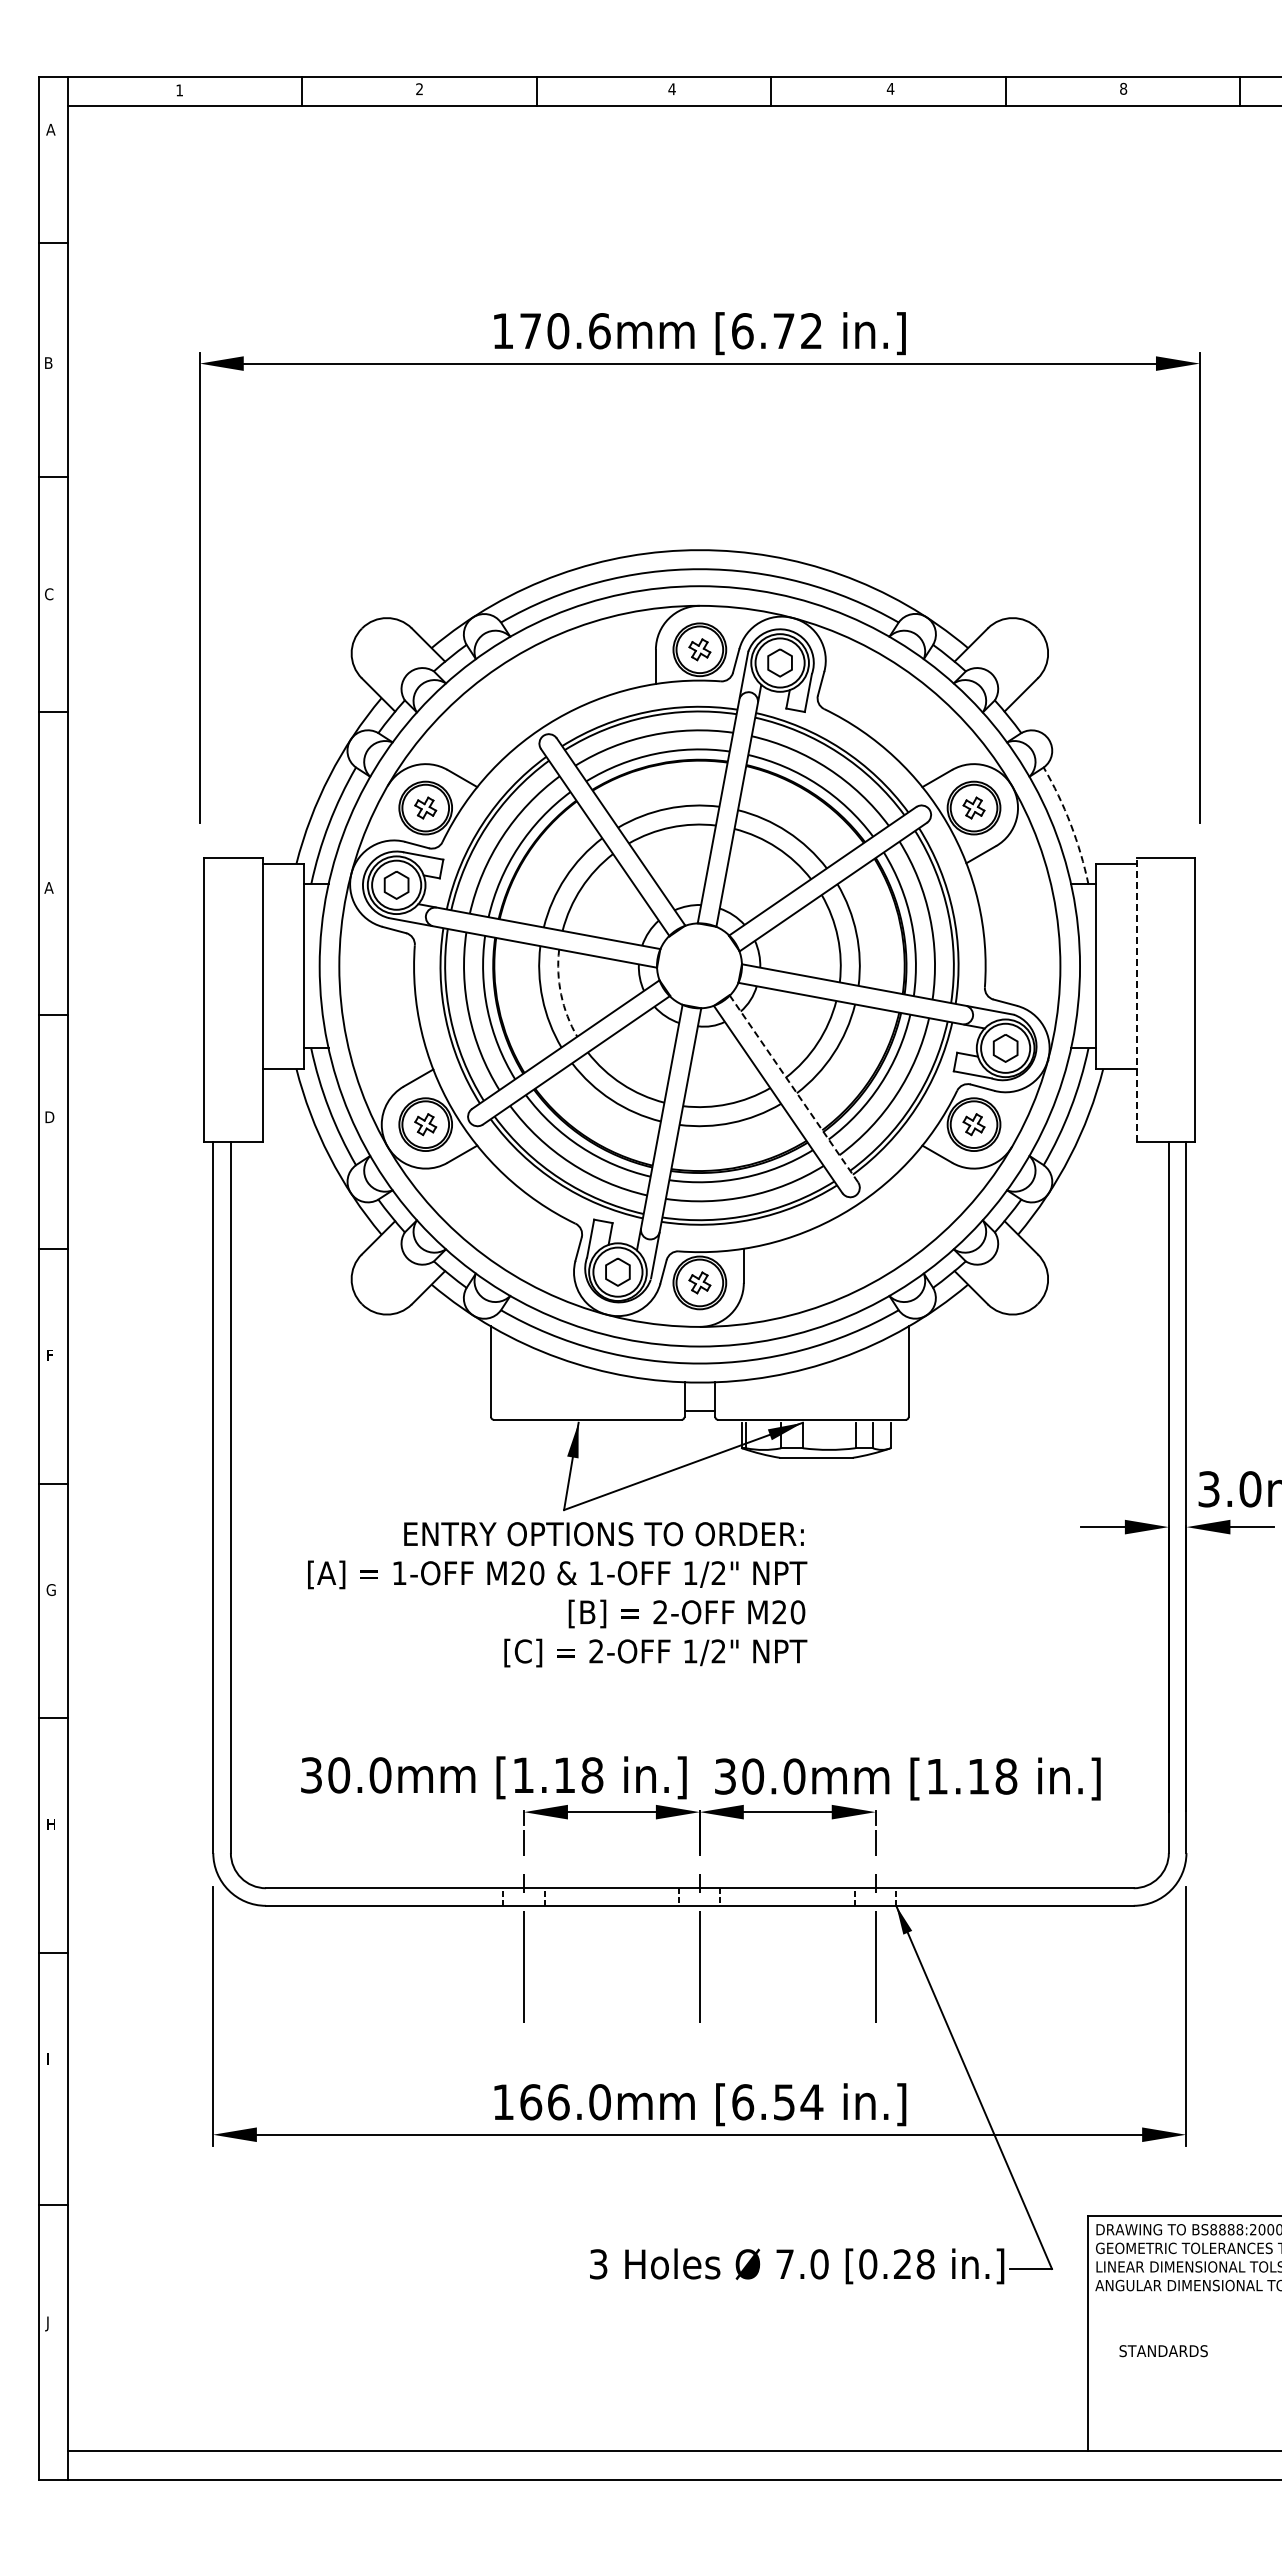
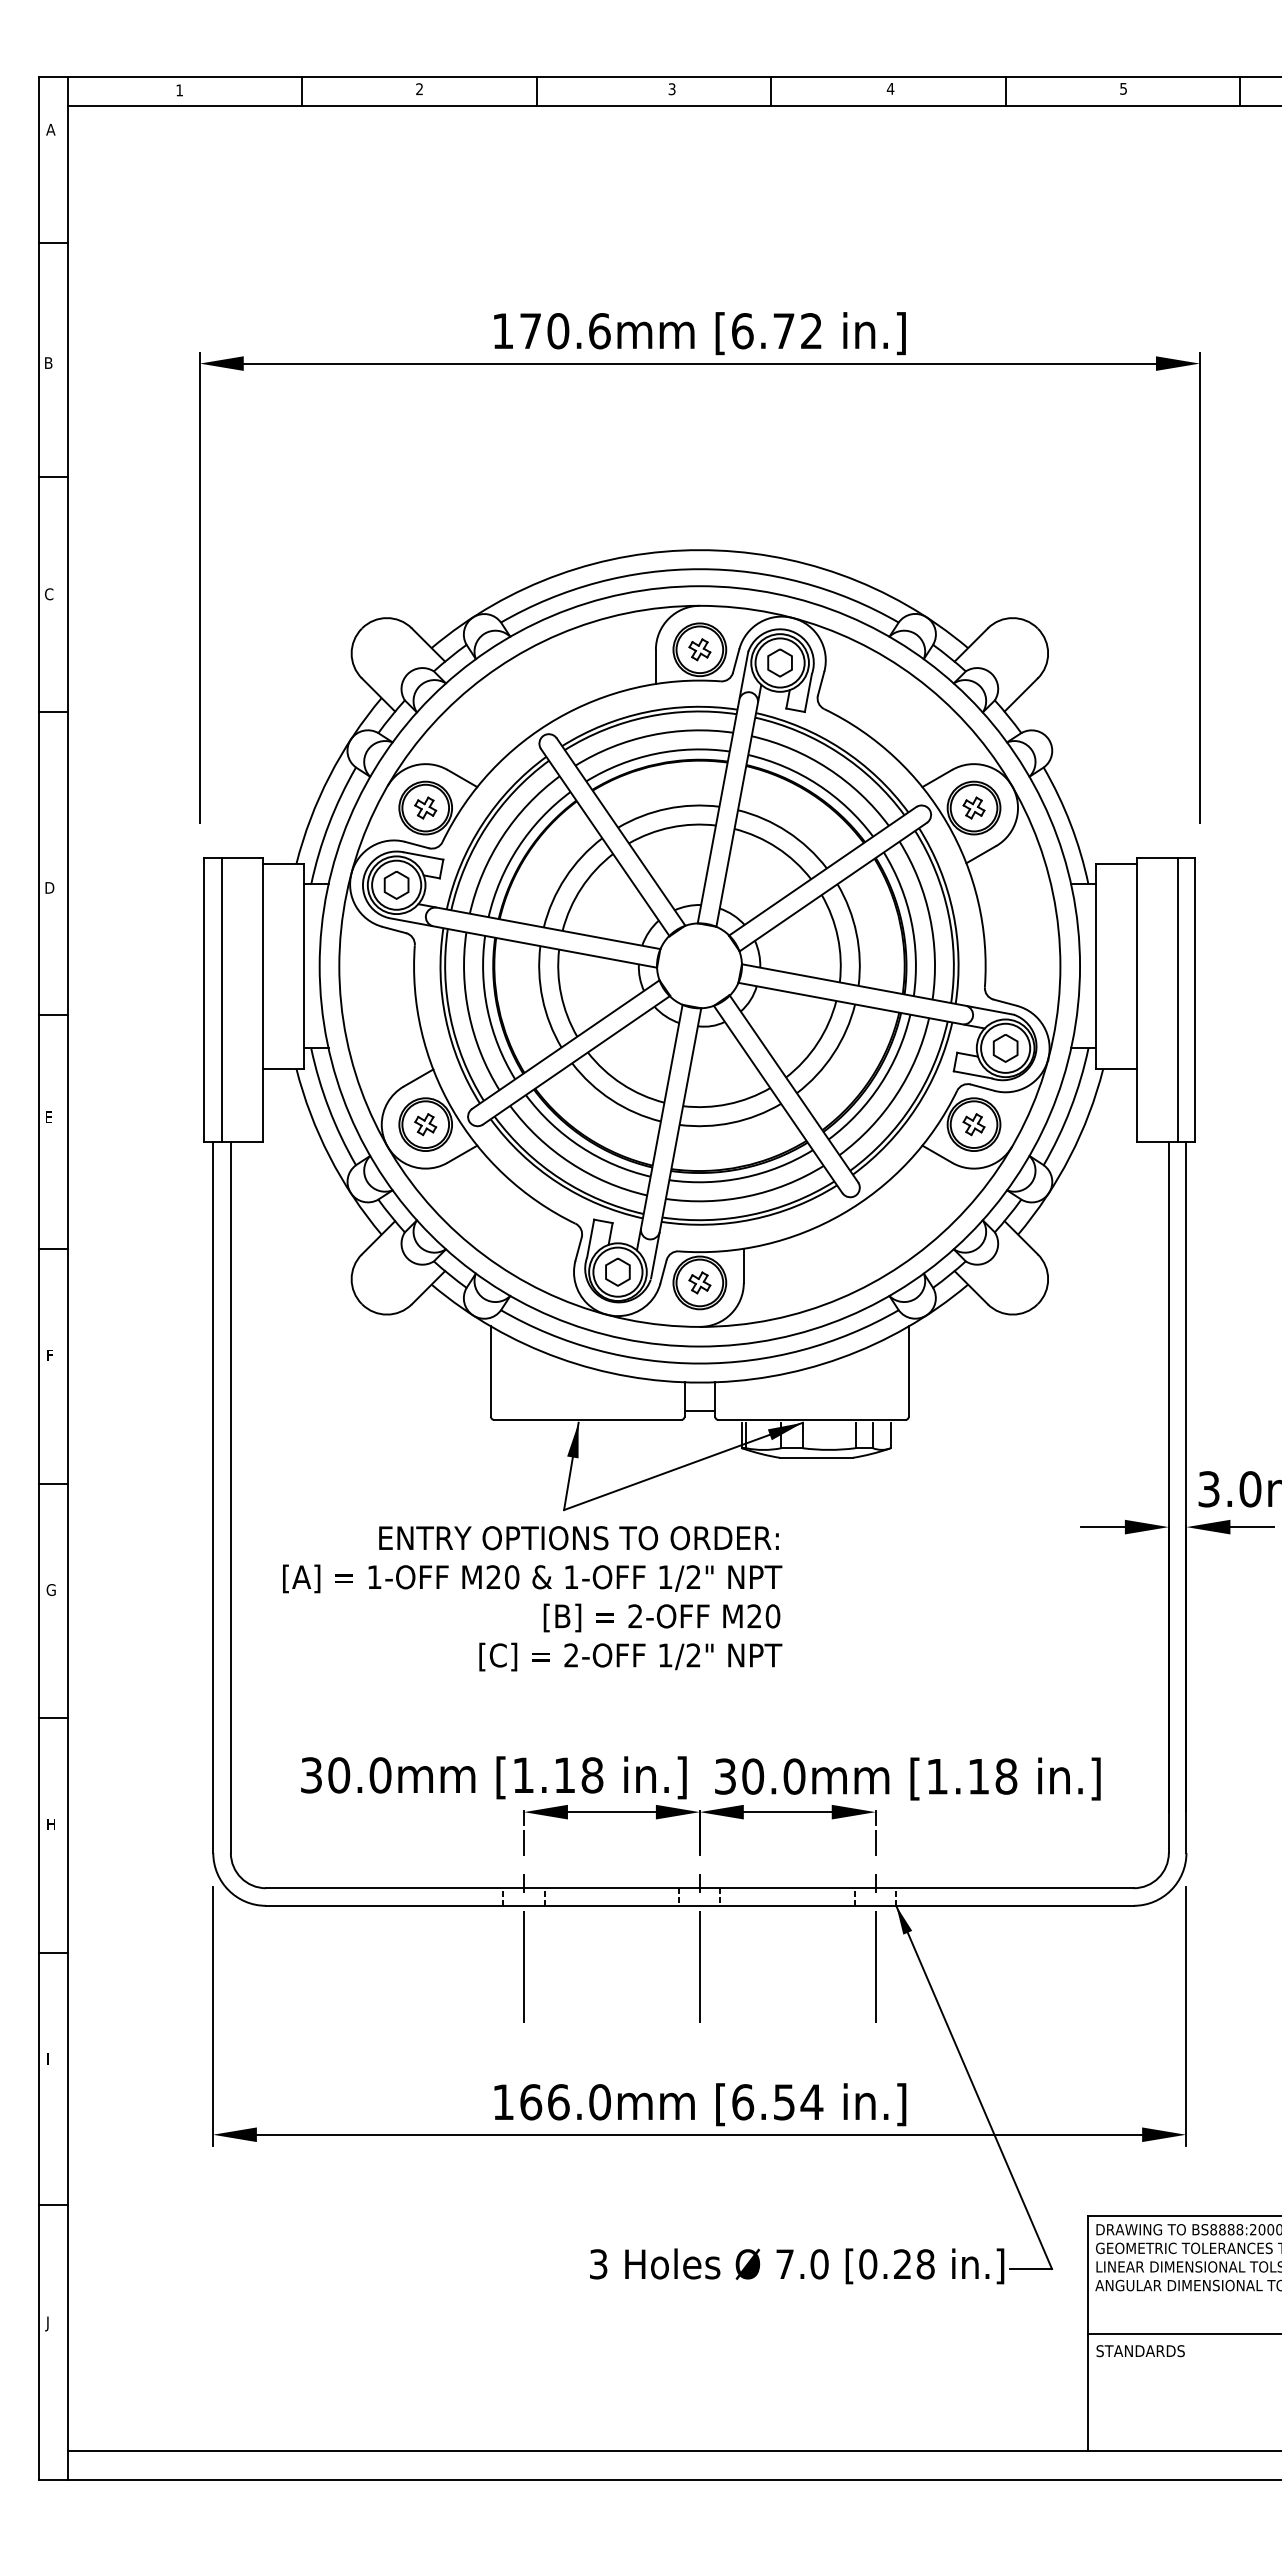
text: 8 -> 5 (1123, 88)
text: 4 -> 3 (671, 89)
arc: dashed -> solid (1070, 824)
text: A -> D (49, 887)
arc: dashed -> solid (561, 994)
line: none -> present (222, 999)
line: dashed -> solid (1136, 999)
line: none -> present (1177, 999)
line: dashed -> solid (793, 1088)
text: D -> E (49, 1117)
text position: (557, 1594) -> (532, 1598) (532, 1598)
line: none -> present (1183, 2333)
text position: (1163, 2351) -> (1140, 2351) (1140, 2351)
